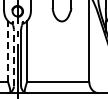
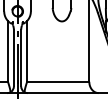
line: dashed -> solid (7, 50)
line: dashed -> solid (13, 57)
